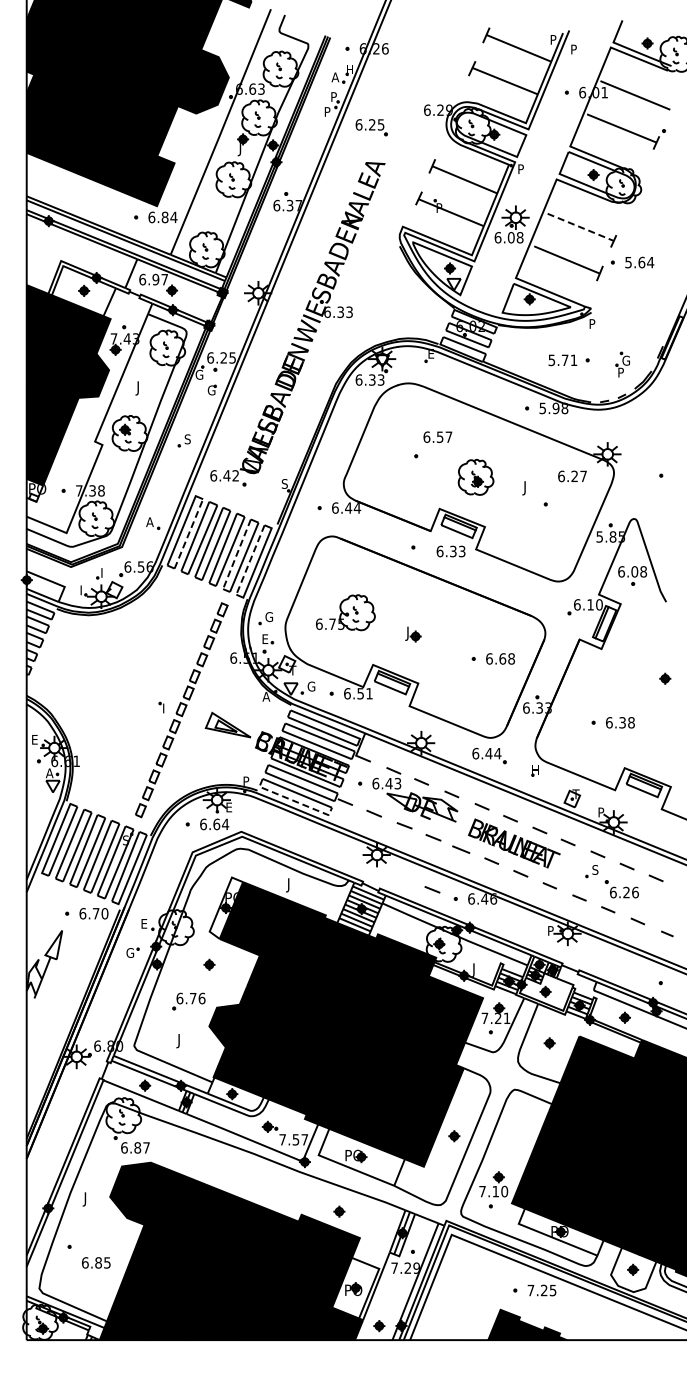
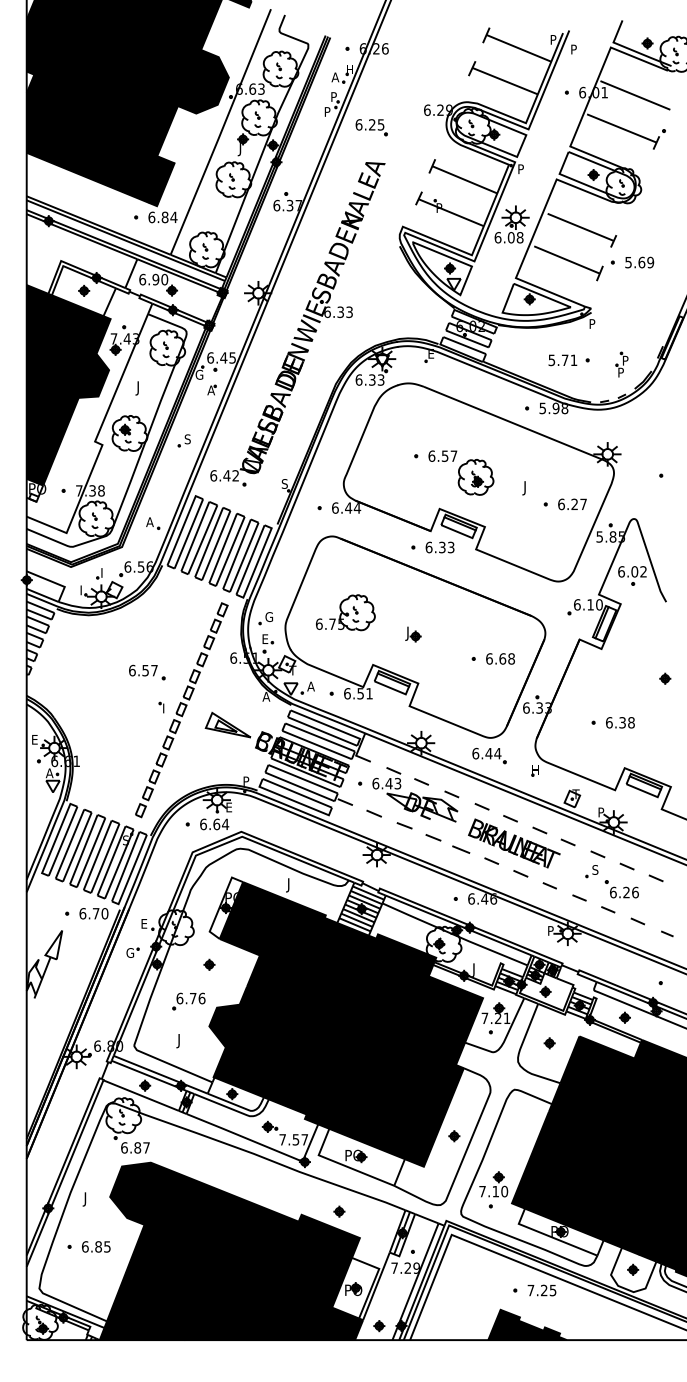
line: dashed -> solid (580, 227)
text: 5.64 -> 5.69 (650, 262)
text: 6.97 -> 6.90 (164, 279)
text: 6.25 -> 6.45 (223, 357)
text: G -> P (625, 360)
text: G -> A (211, 390)
text position: (437, 436) -> (442, 455) (442, 455)
text position: (572, 476) -> (572, 504) (572, 504)
line: dashed -> solid (188, 533)
text position: (450, 551) -> (439, 547) (439, 547)
line: dashed -> solid (236, 554)
line: dashed -> solid (250, 560)
text: 6.08 -> 6.02 (643, 571)
part: none -> present (147, 672)
text: G -> A (311, 686)
line: dashed -> solid (294, 801)
line: present -> none (432, 889)
text position: (96, 1262) -> (96, 1246) (96, 1246)
